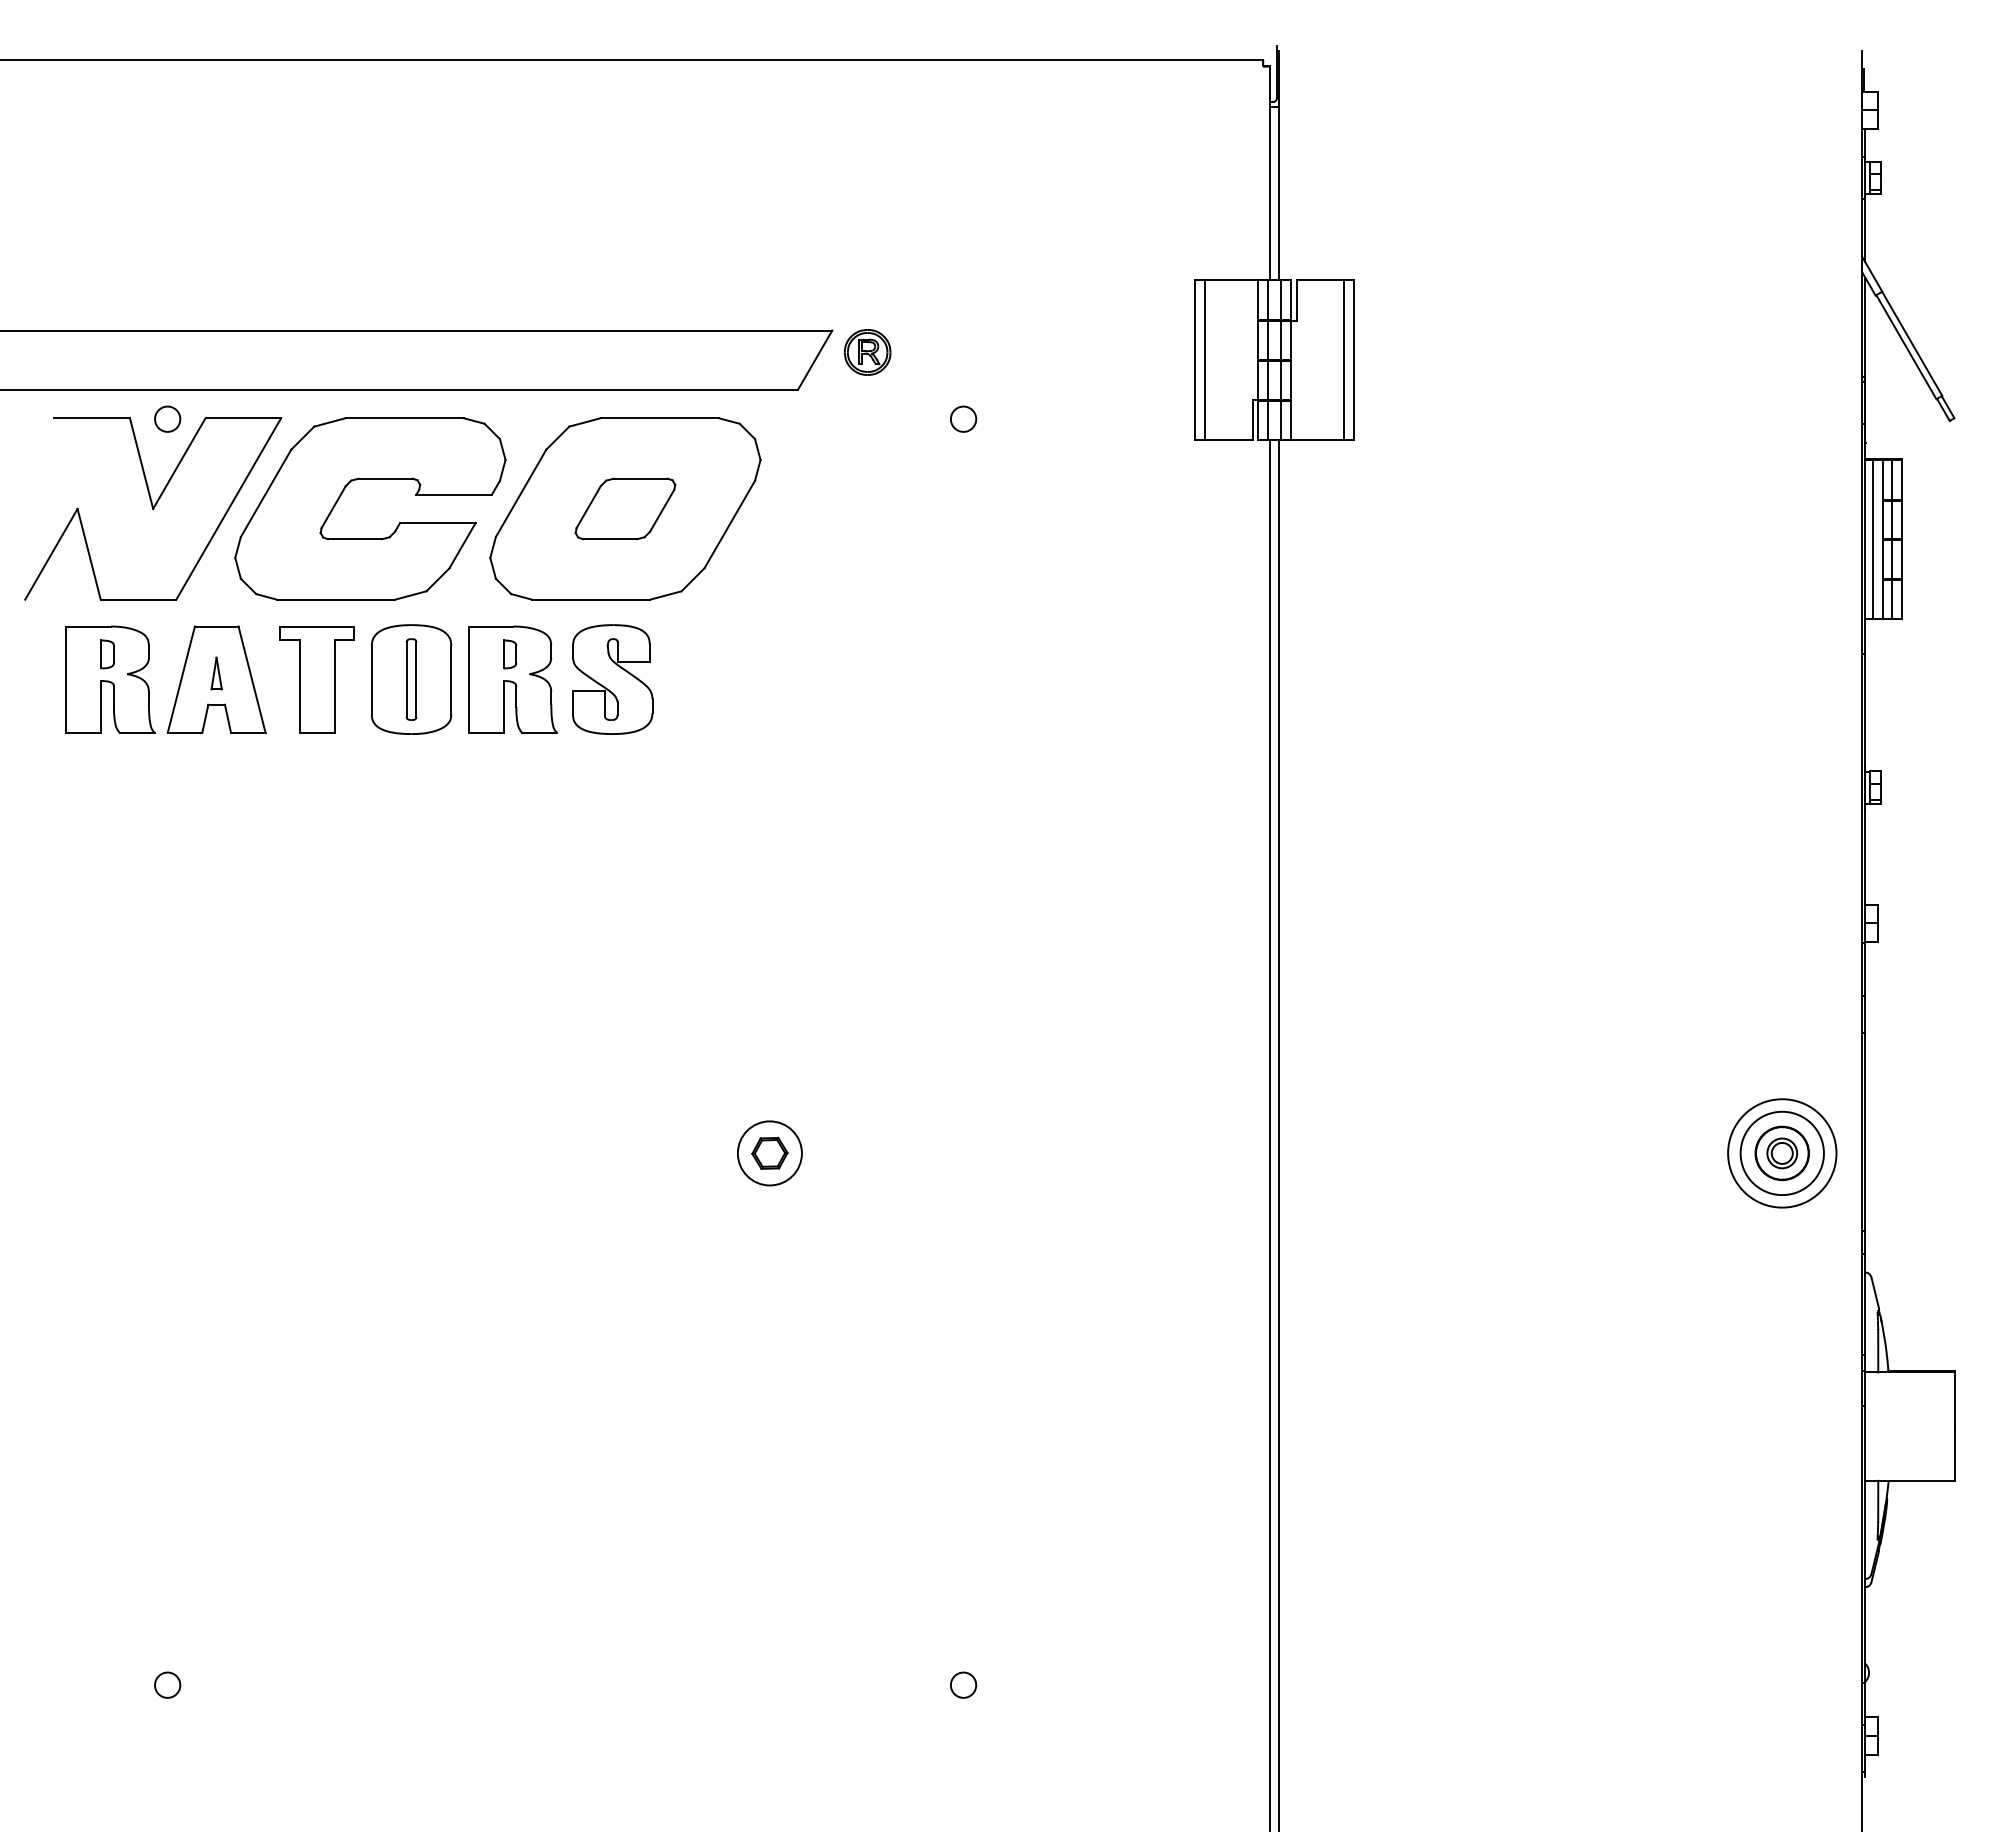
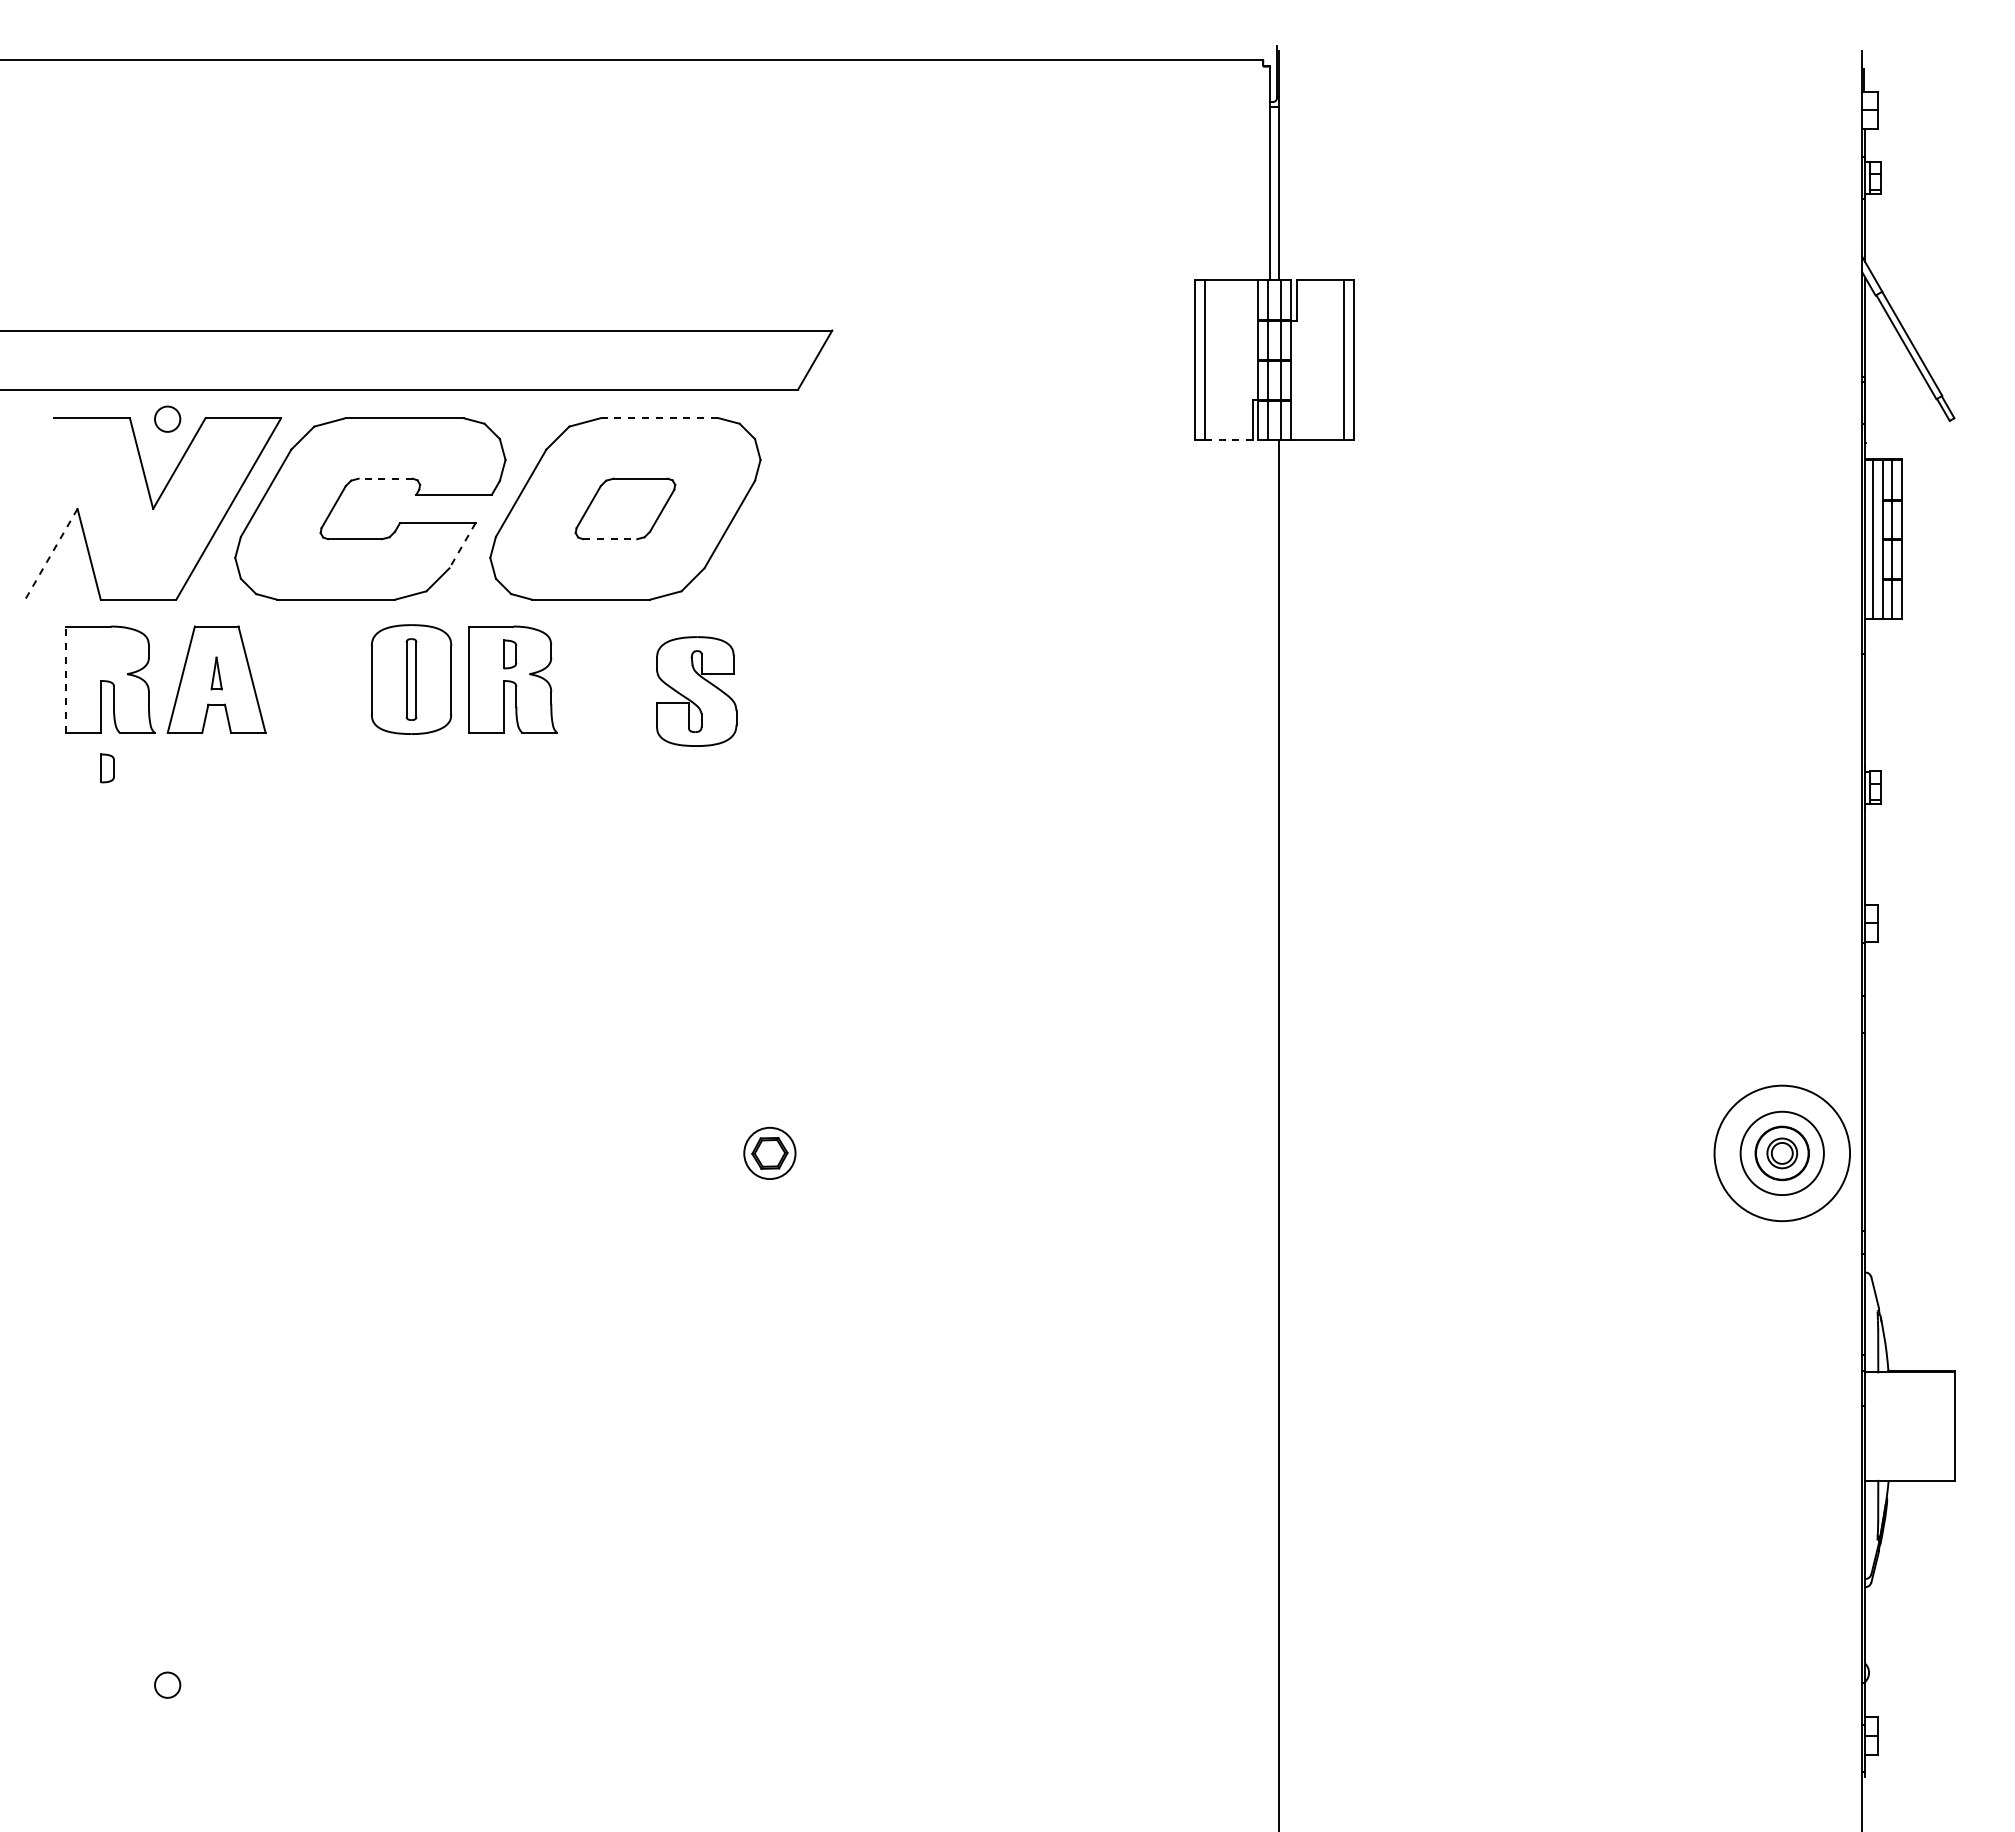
part: present -> none (867, 352)
line: solid -> dashed (660, 418)
circle: present -> none (963, 418)
line: solid -> dashed (1228, 440)
line: solid -> dashed (385, 478)
line: solid -> dashed (610, 539)
line: solid -> dashed (462, 546)
line: solid -> dashed (51, 554)
part position: (107, 654) -> (107, 768) (107, 768)
line: solid -> dashed (66, 679)
part: present -> none (316, 679)
part position: (612, 679) -> (696, 691) (696, 691)
line: present -> none (1270, 1134)
circle diameter: 64 px -> 51 px (769, 1153)
circle diameter: 108 px -> 135 px (1782, 1153)
circle: present -> none (963, 1684)
